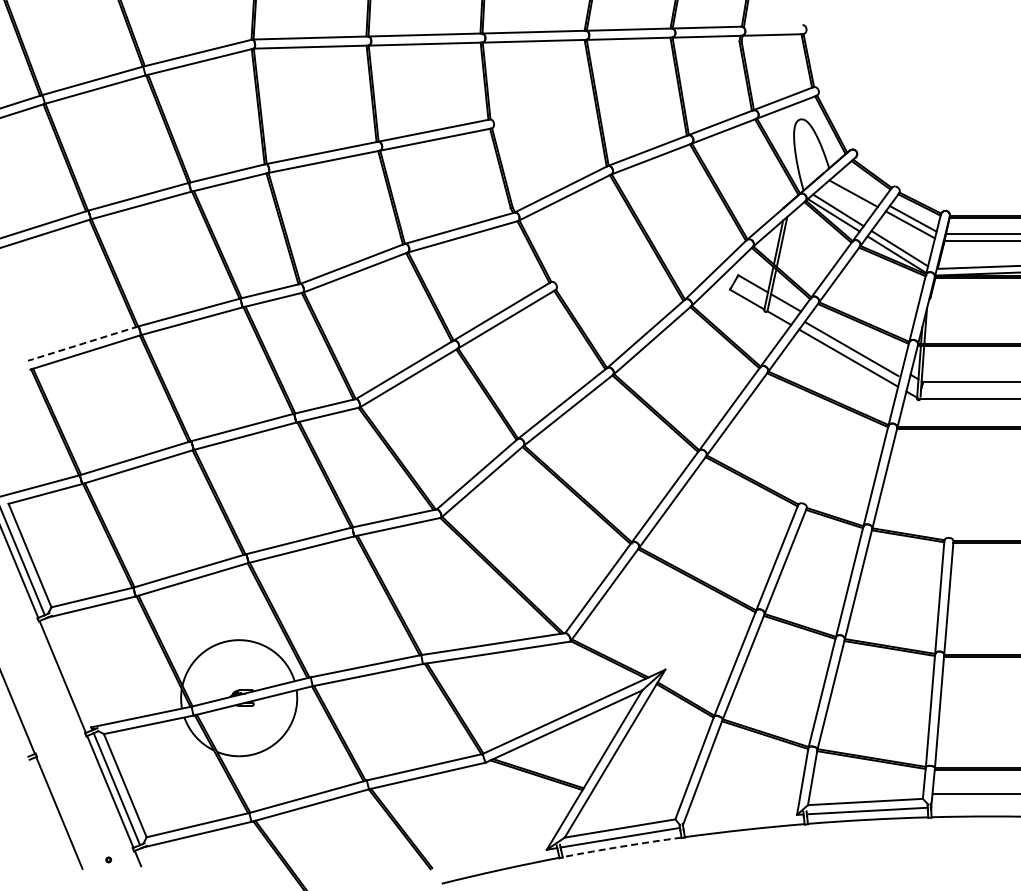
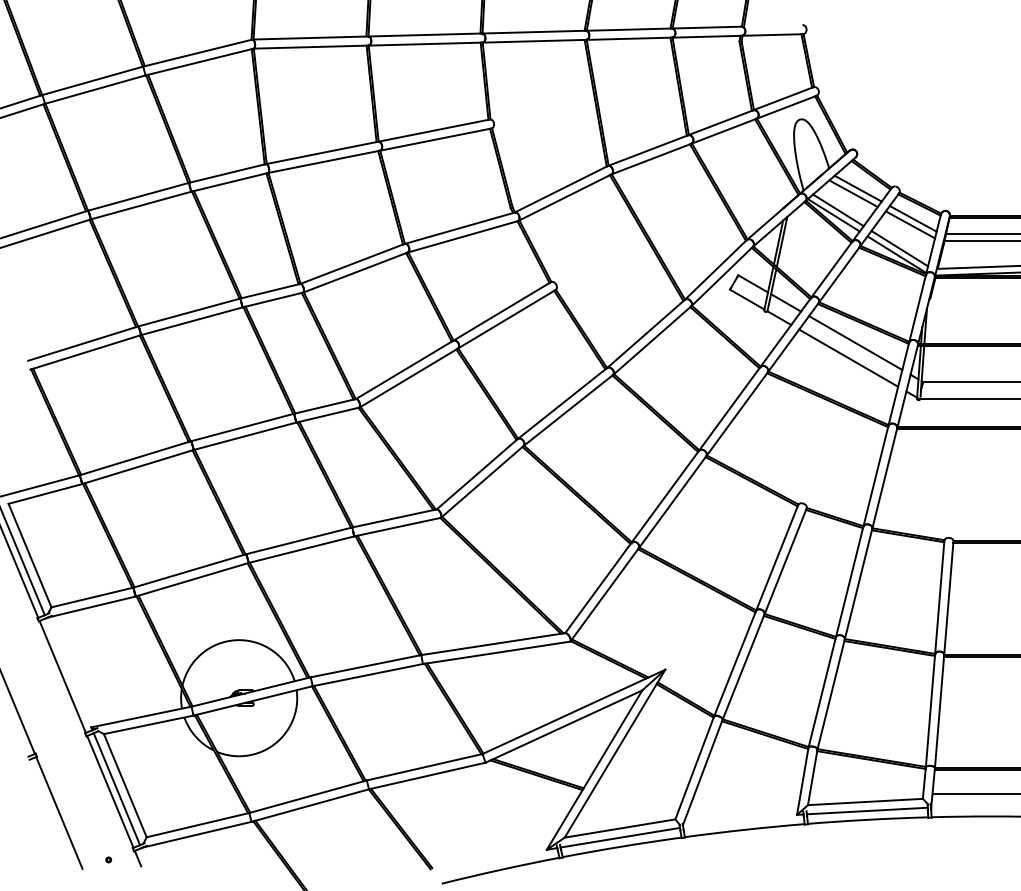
line: none -> present (857, 188)
line: dashed -> solid (83, 343)
line position: (851, 349) -> (855, 343) (855, 343)
arc: dashed -> solid (622, 846)
